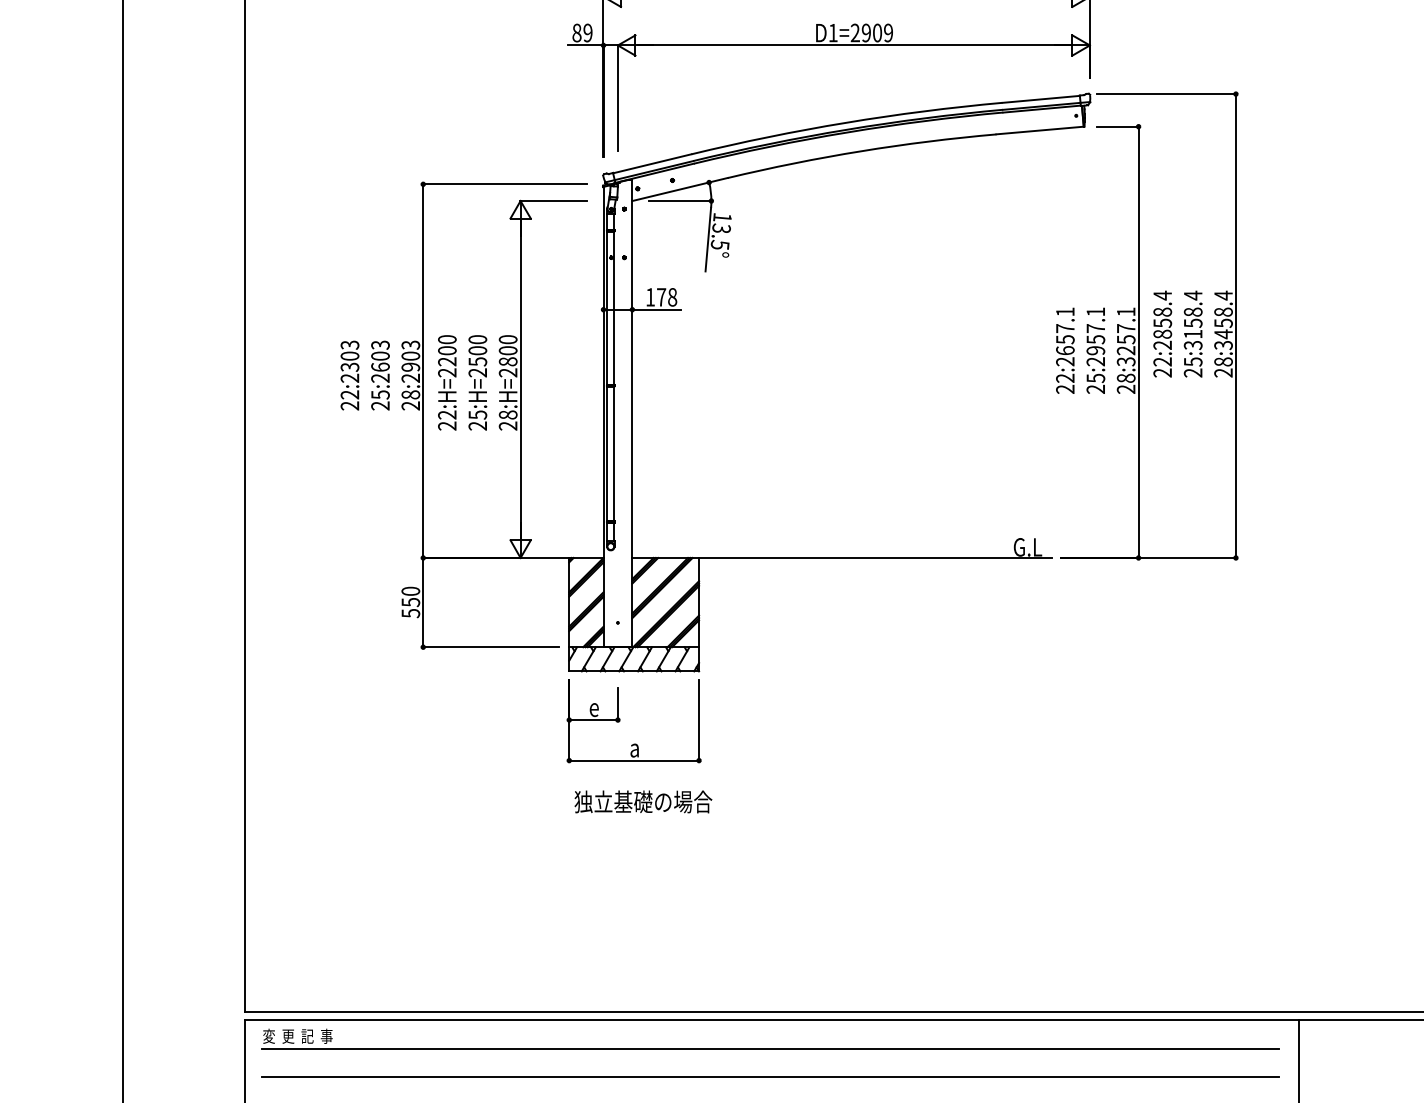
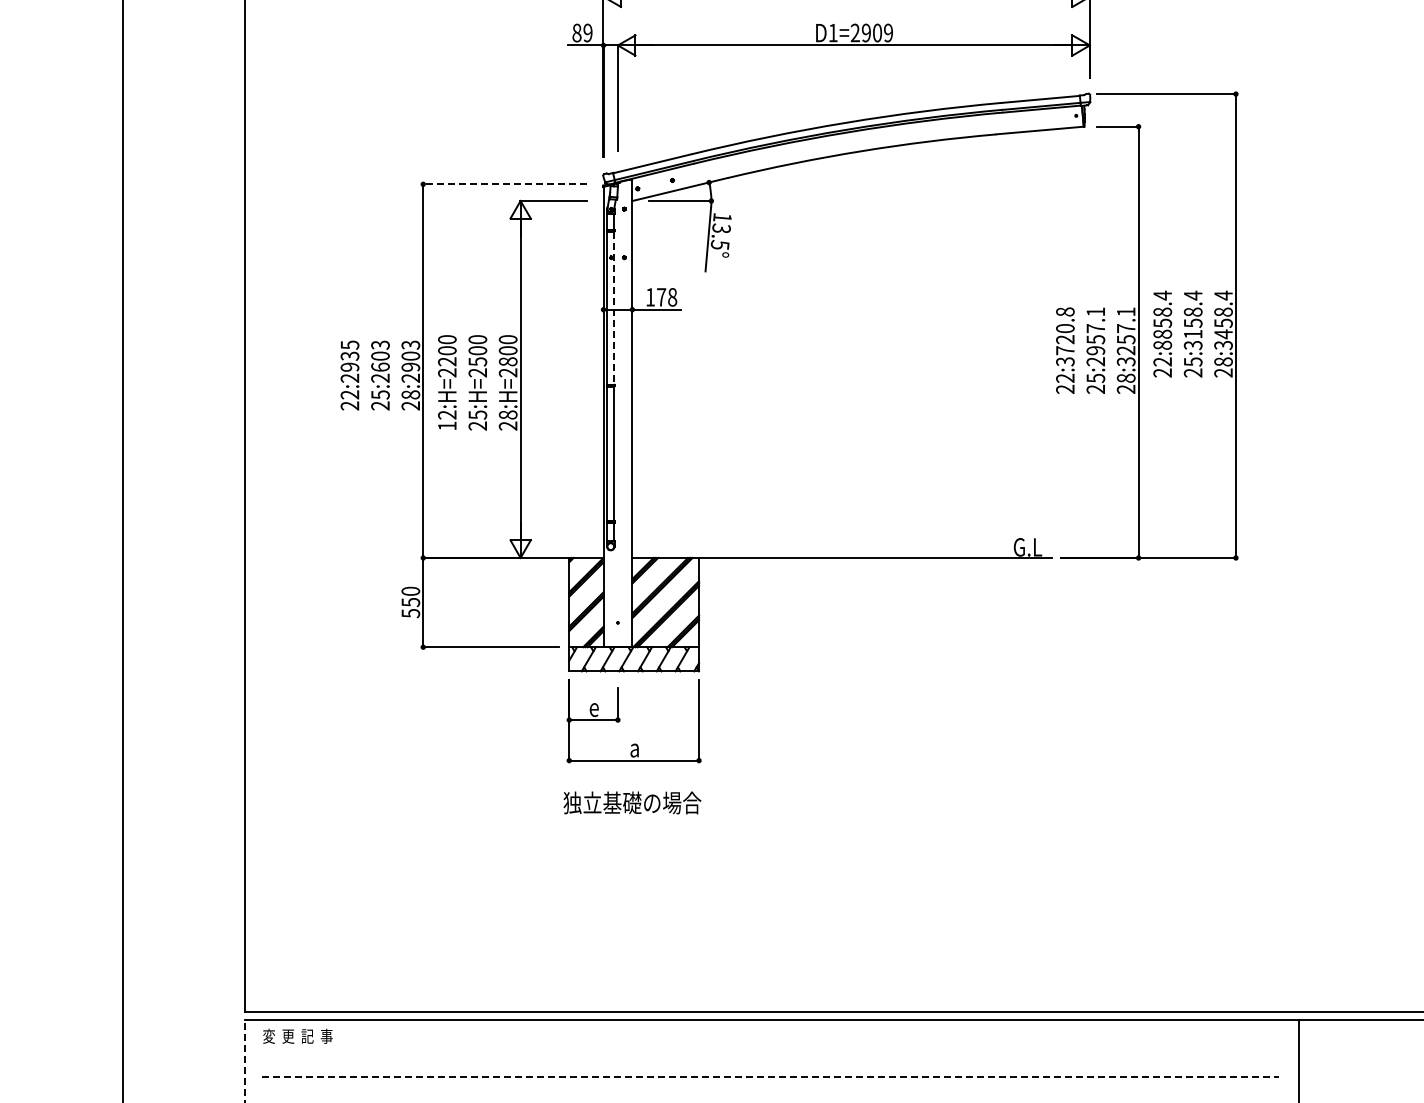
line: solid -> dashed (505, 184)
line: solid -> dashed (614, 308)
text: 22:2657.1 -> 22:3720.8 (1065, 336)
text: 22:2858.4 -> 22:8858.4 (1162, 344)
text: 22:2303 -> 22:2935 (349, 355)
text: 22:H=2200 -> 12:H=2200 (447, 425)
text position: (643, 801) -> (632, 802) (632, 802)
line: present -> none (770, 1048)
line: solid -> dashed (244, 1061)
line: solid -> dashed (770, 1077)
